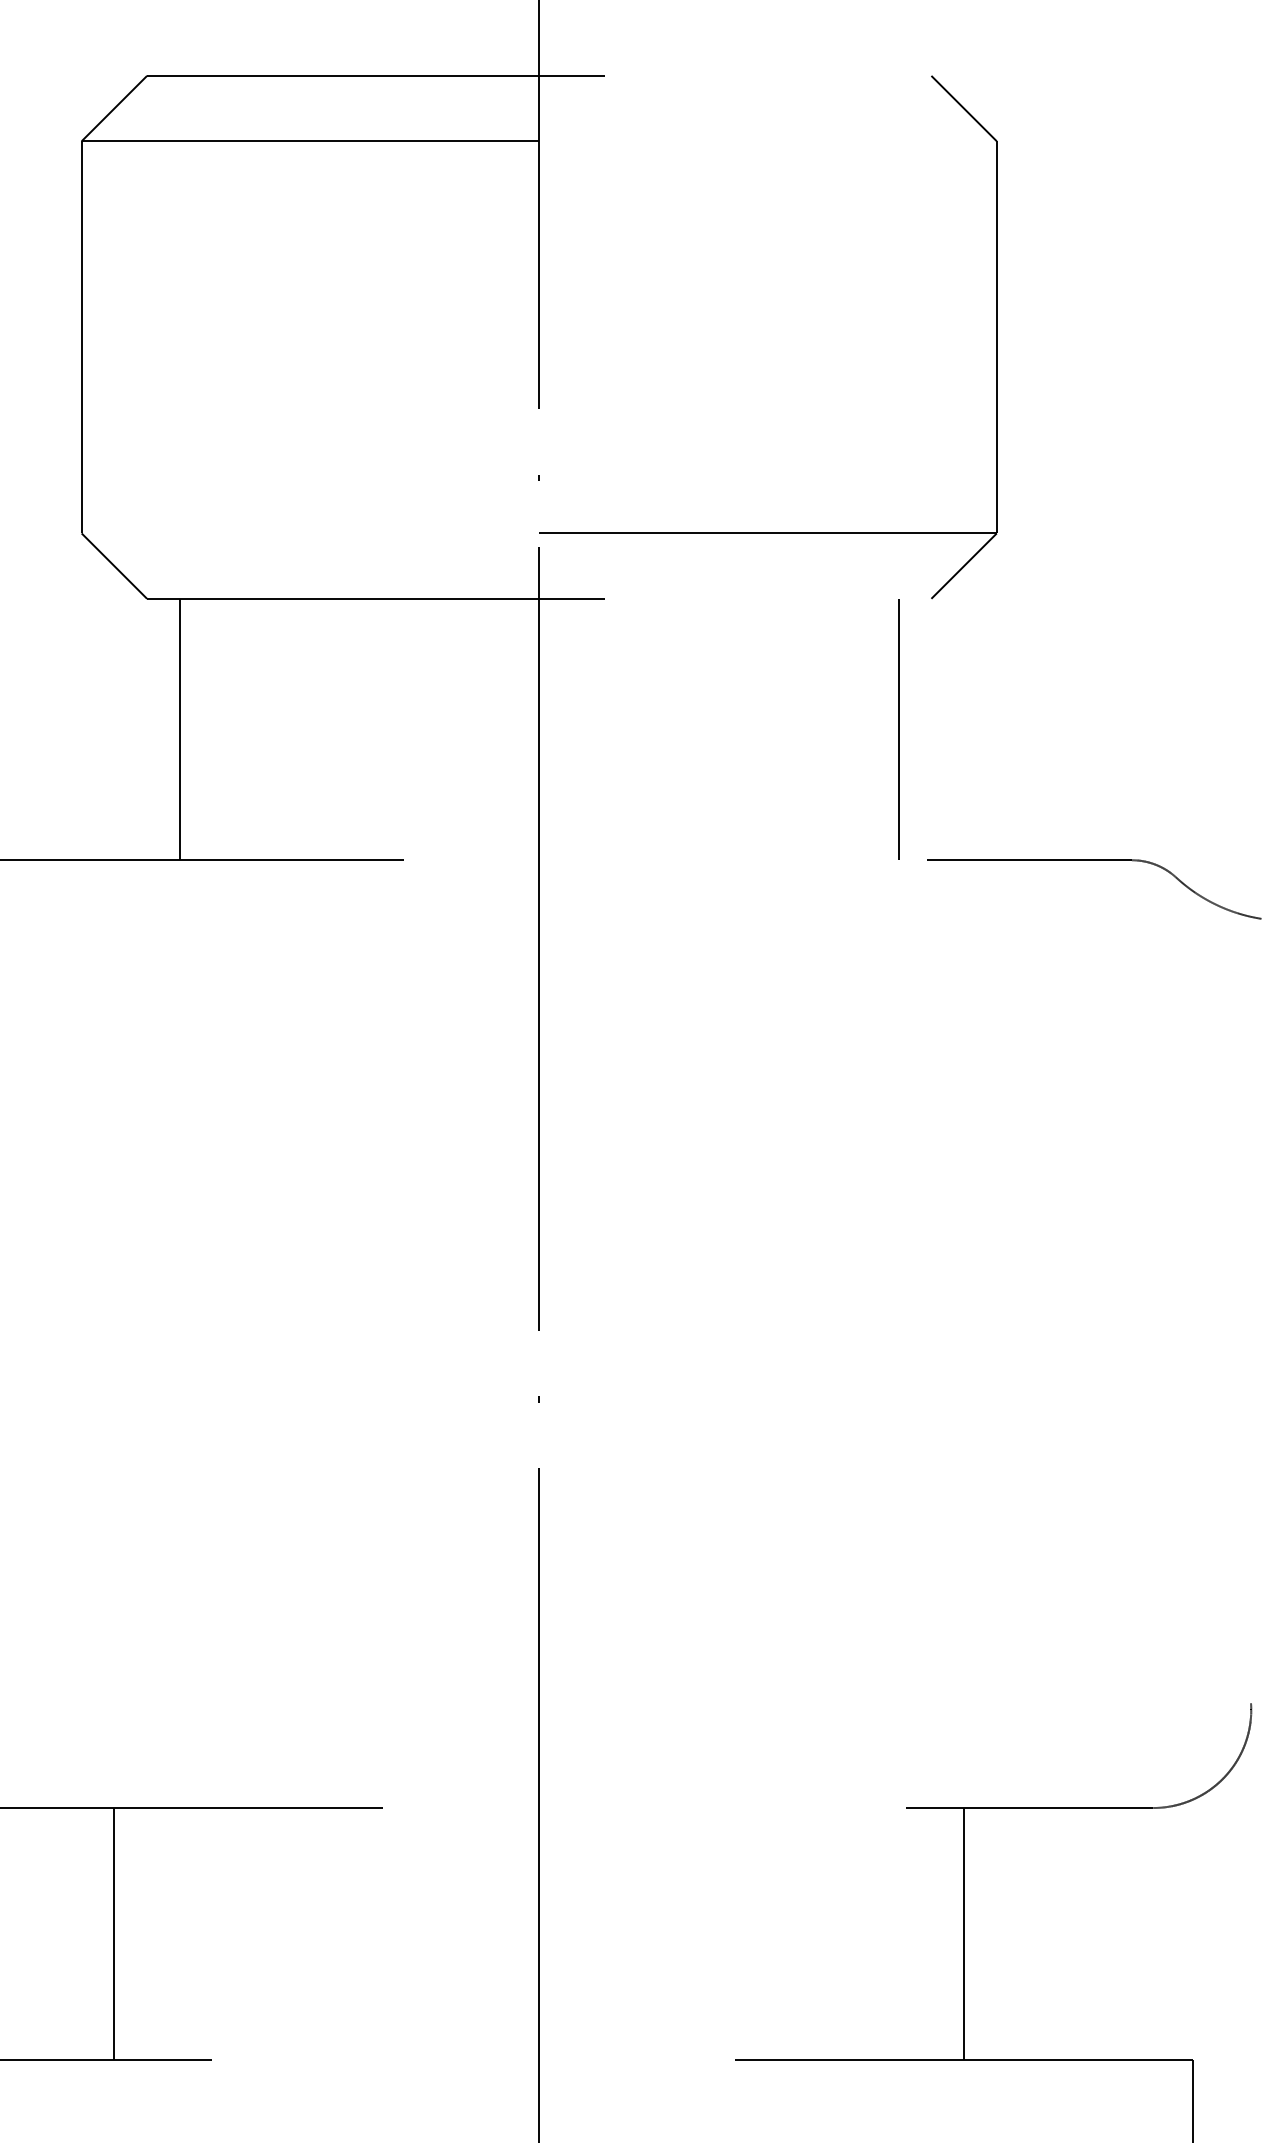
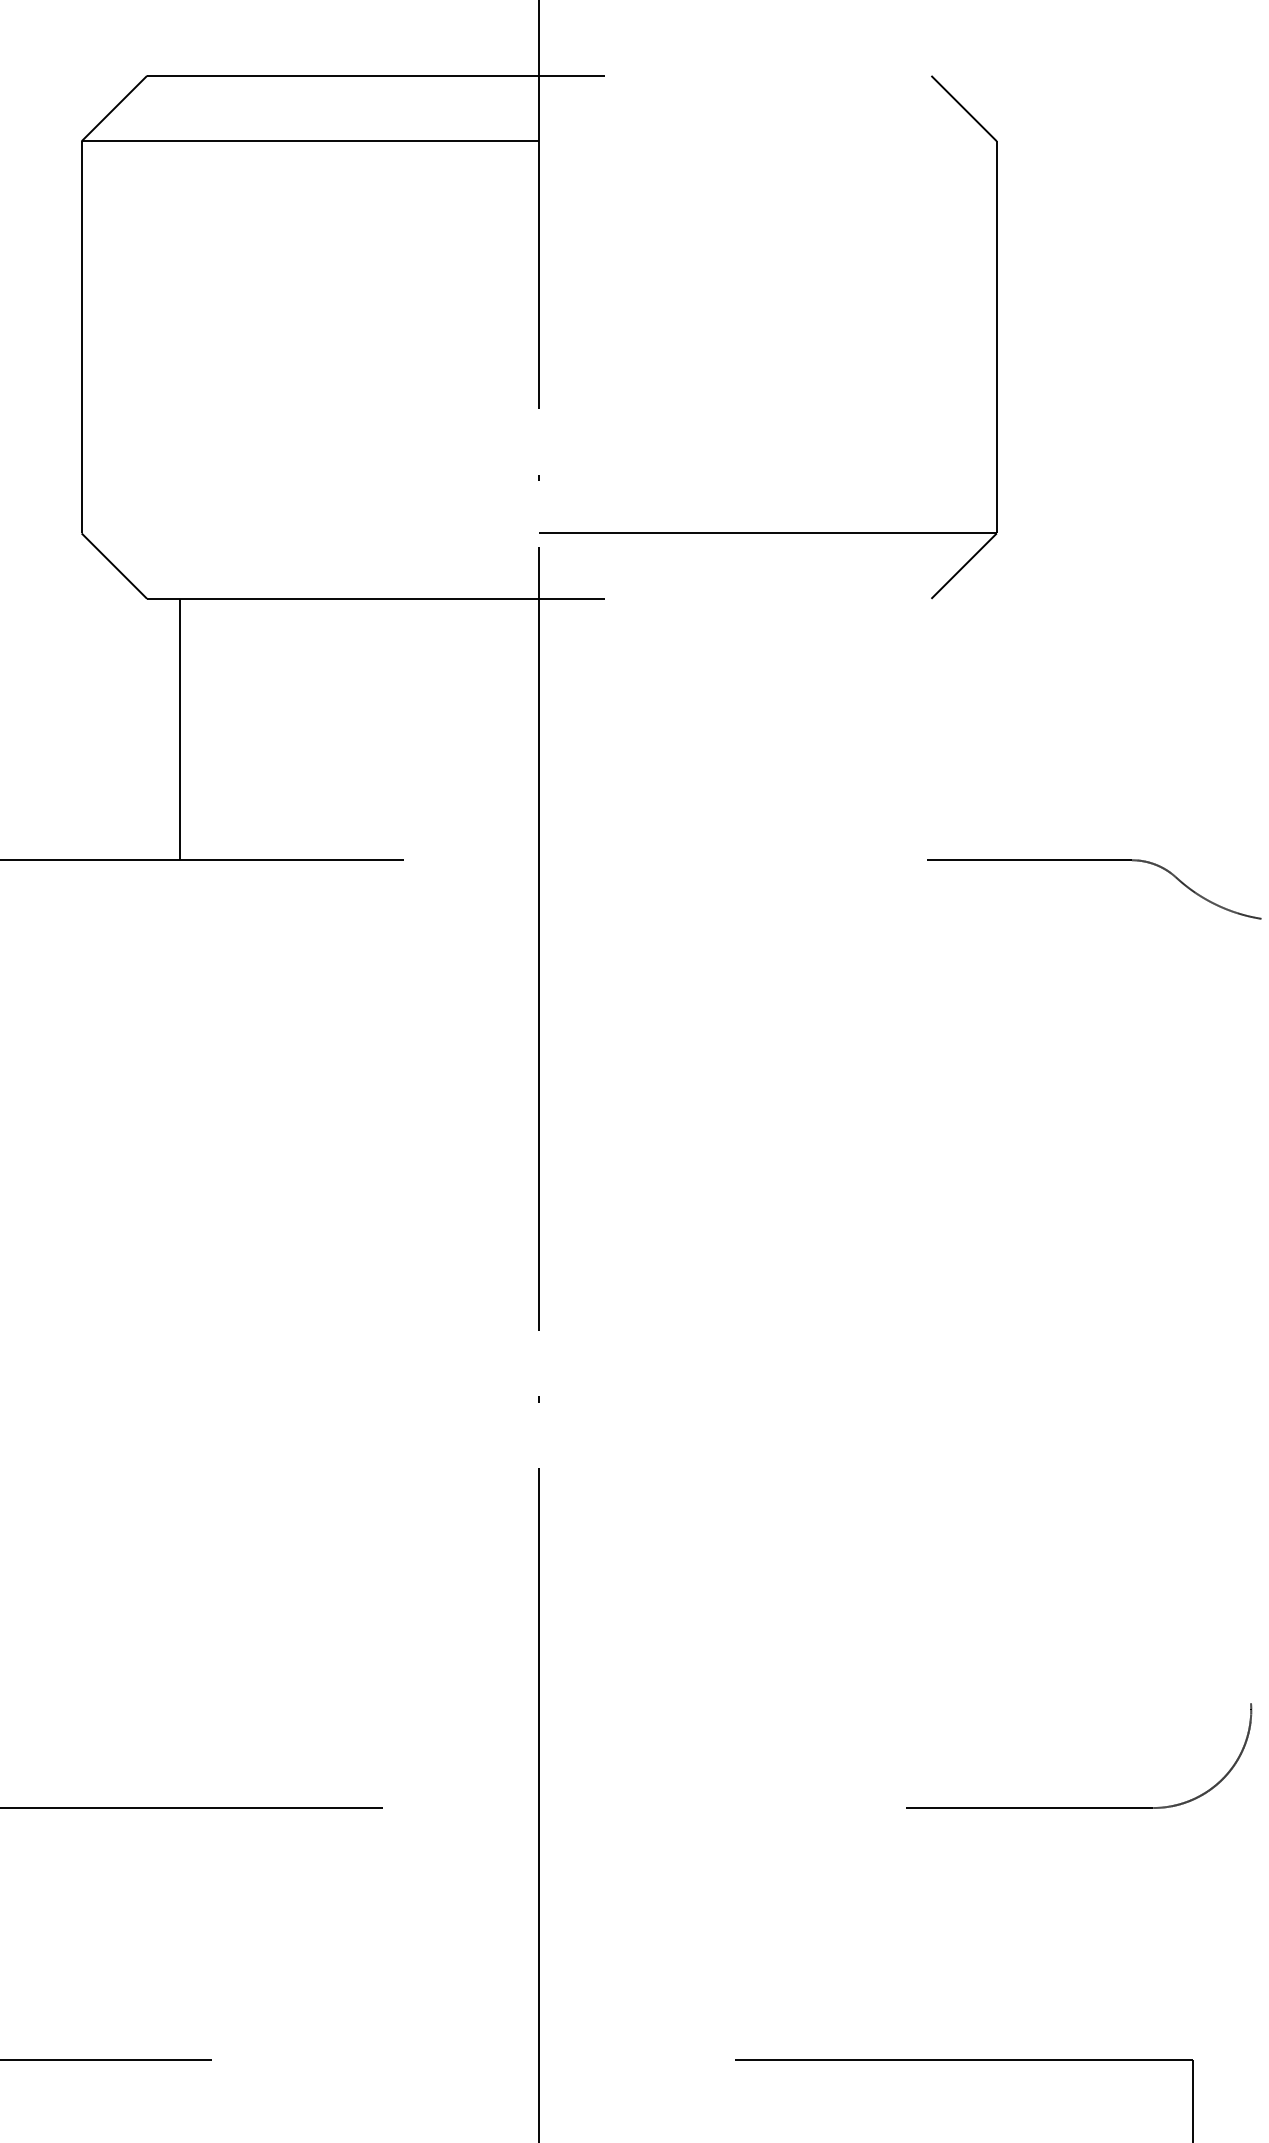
line: present -> none (898, 729)
line: present -> none (114, 1933)
line: present -> none (964, 1933)
